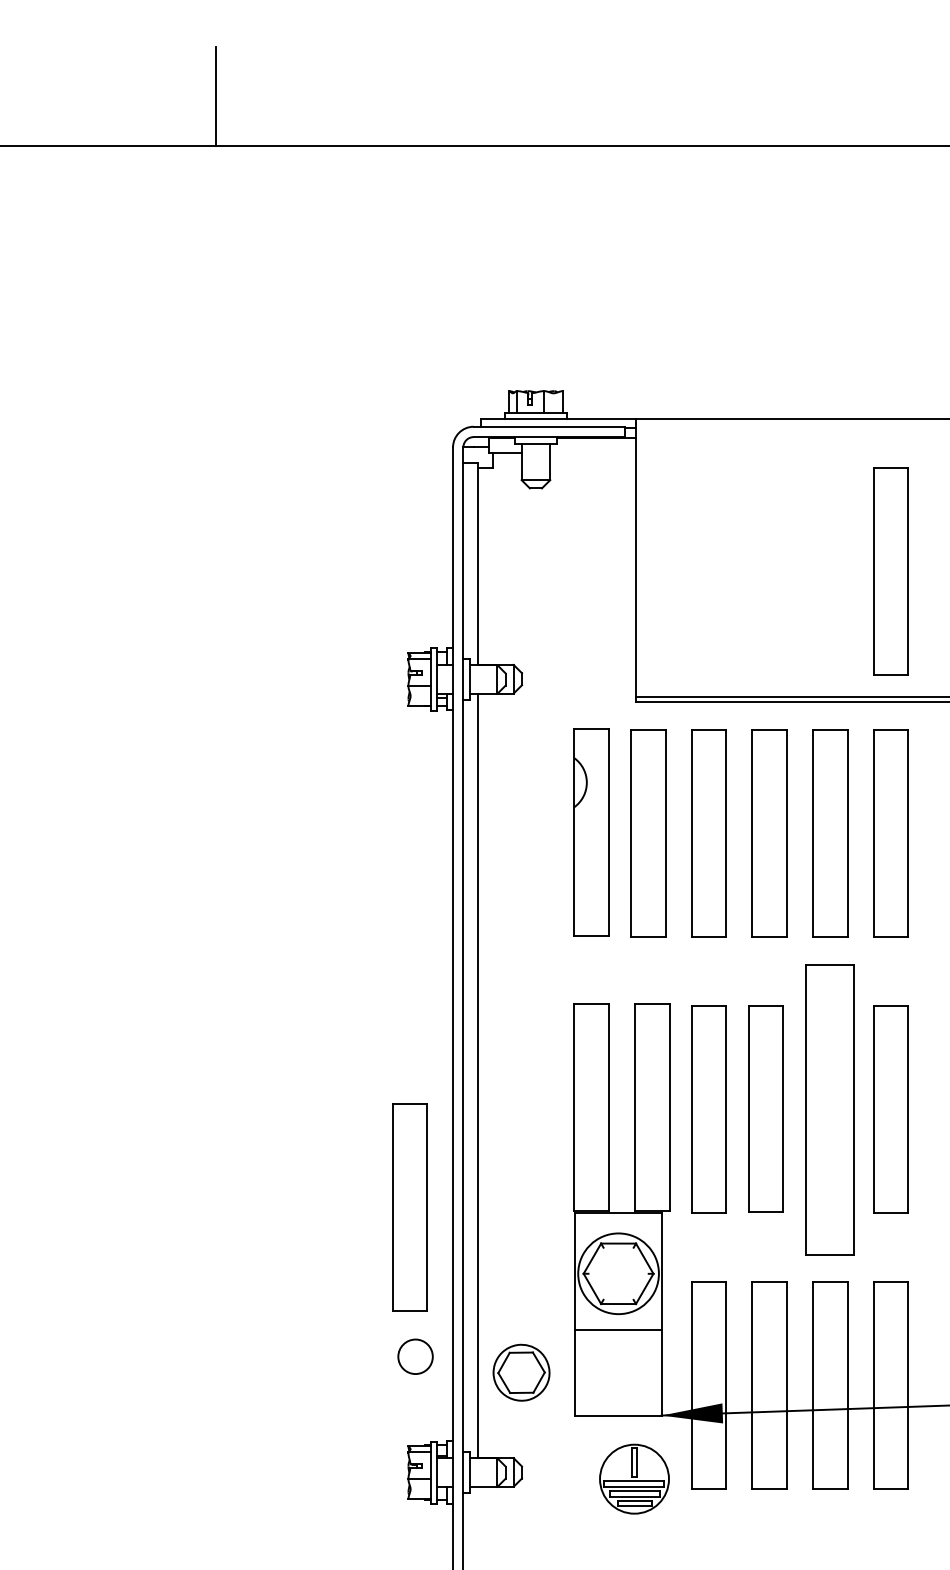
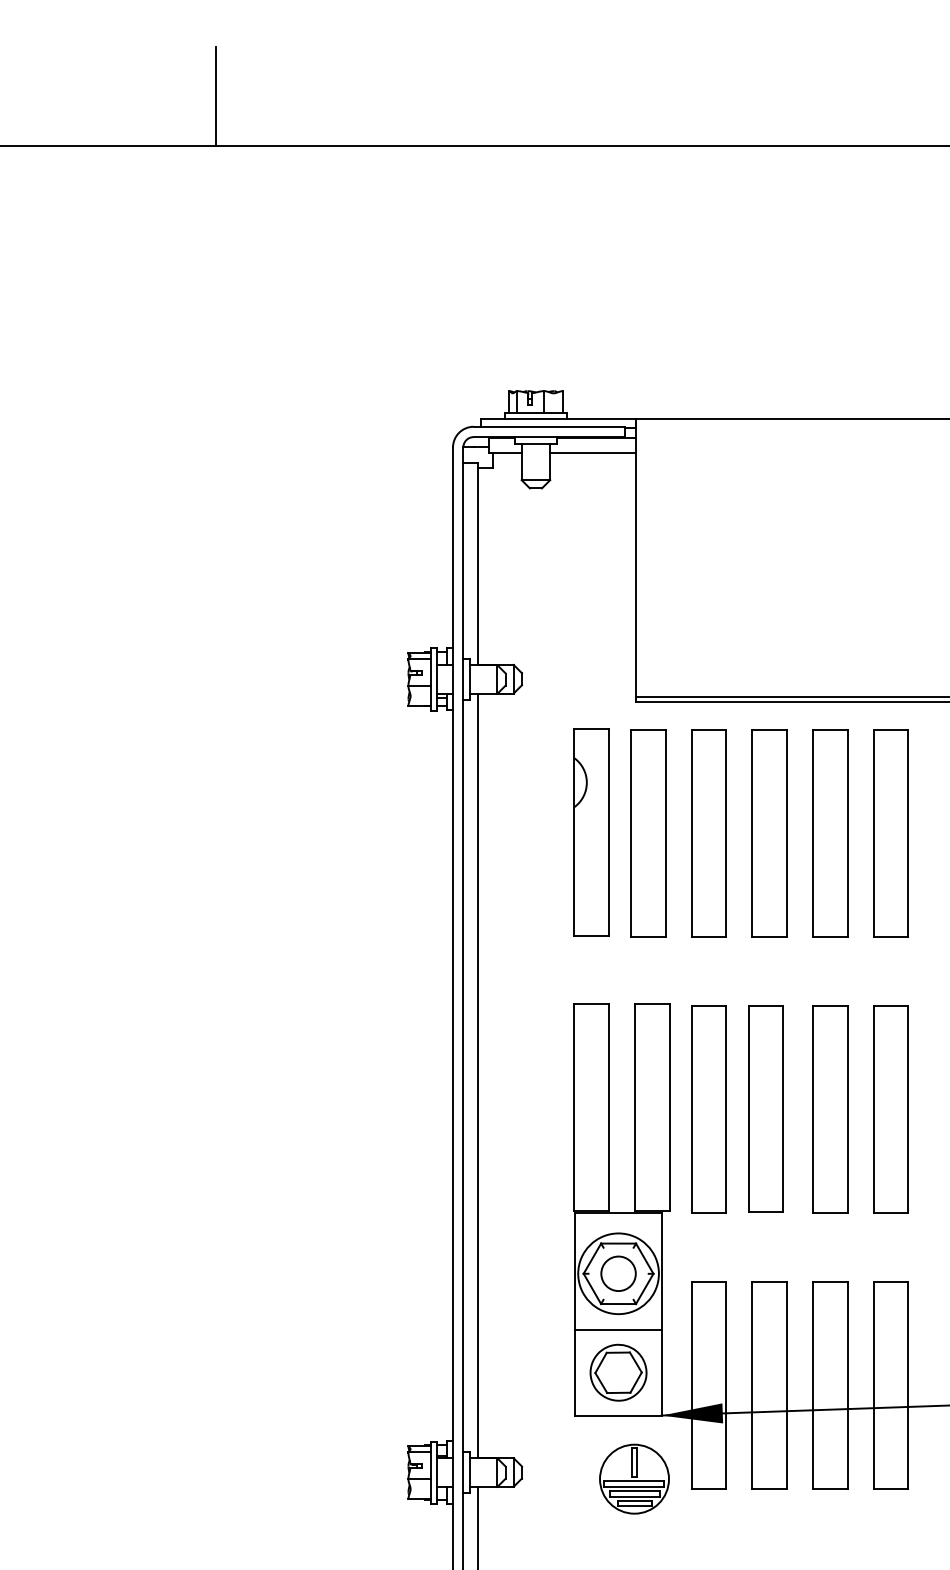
line: none -> present (592, 452)
part: present -> none (890, 571)
part size: 50x292 px -> 37x209 px (830, 1109)
part: present -> none (409, 1207)
circle position: (415, 1356) -> (618, 1273) (618, 1273)
part position: (521, 1372) -> (618, 1372) (618, 1372)
line: none -> present (478, 1526)
